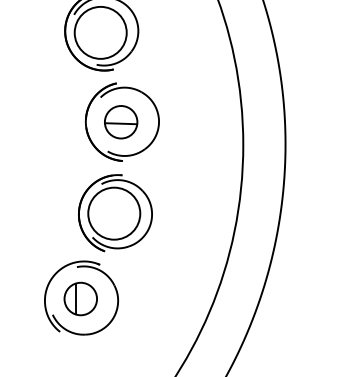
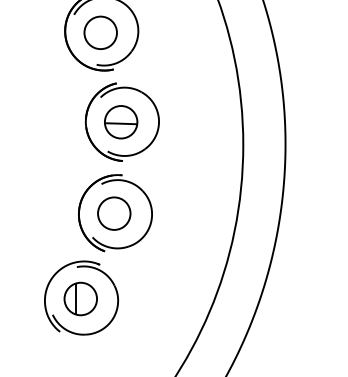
circle diameter: 52 px -> 33 px (100, 32)
circle diameter: 52 px -> 33 px (114, 213)
